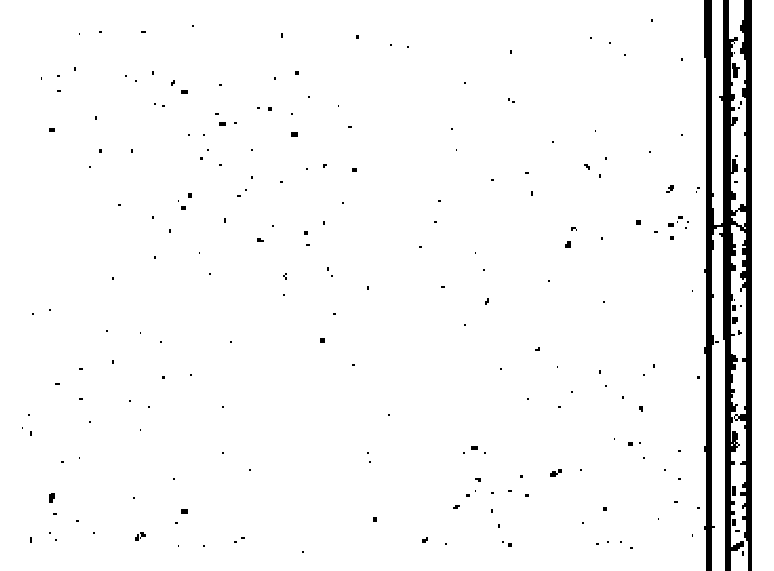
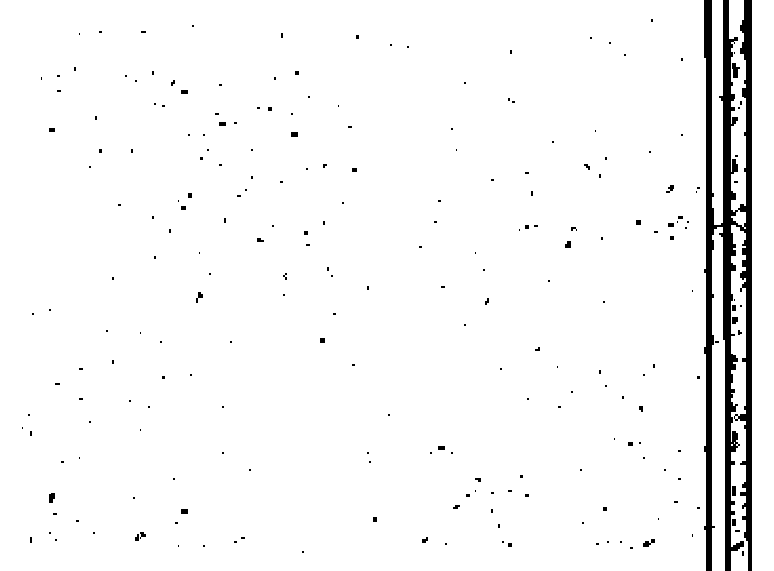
part: none -> present (528, 227)
part: none -> present (199, 297)
part position: (474, 449) -> (441, 449) (441, 449)
part position: (555, 472) -> (648, 542) (648, 542)
